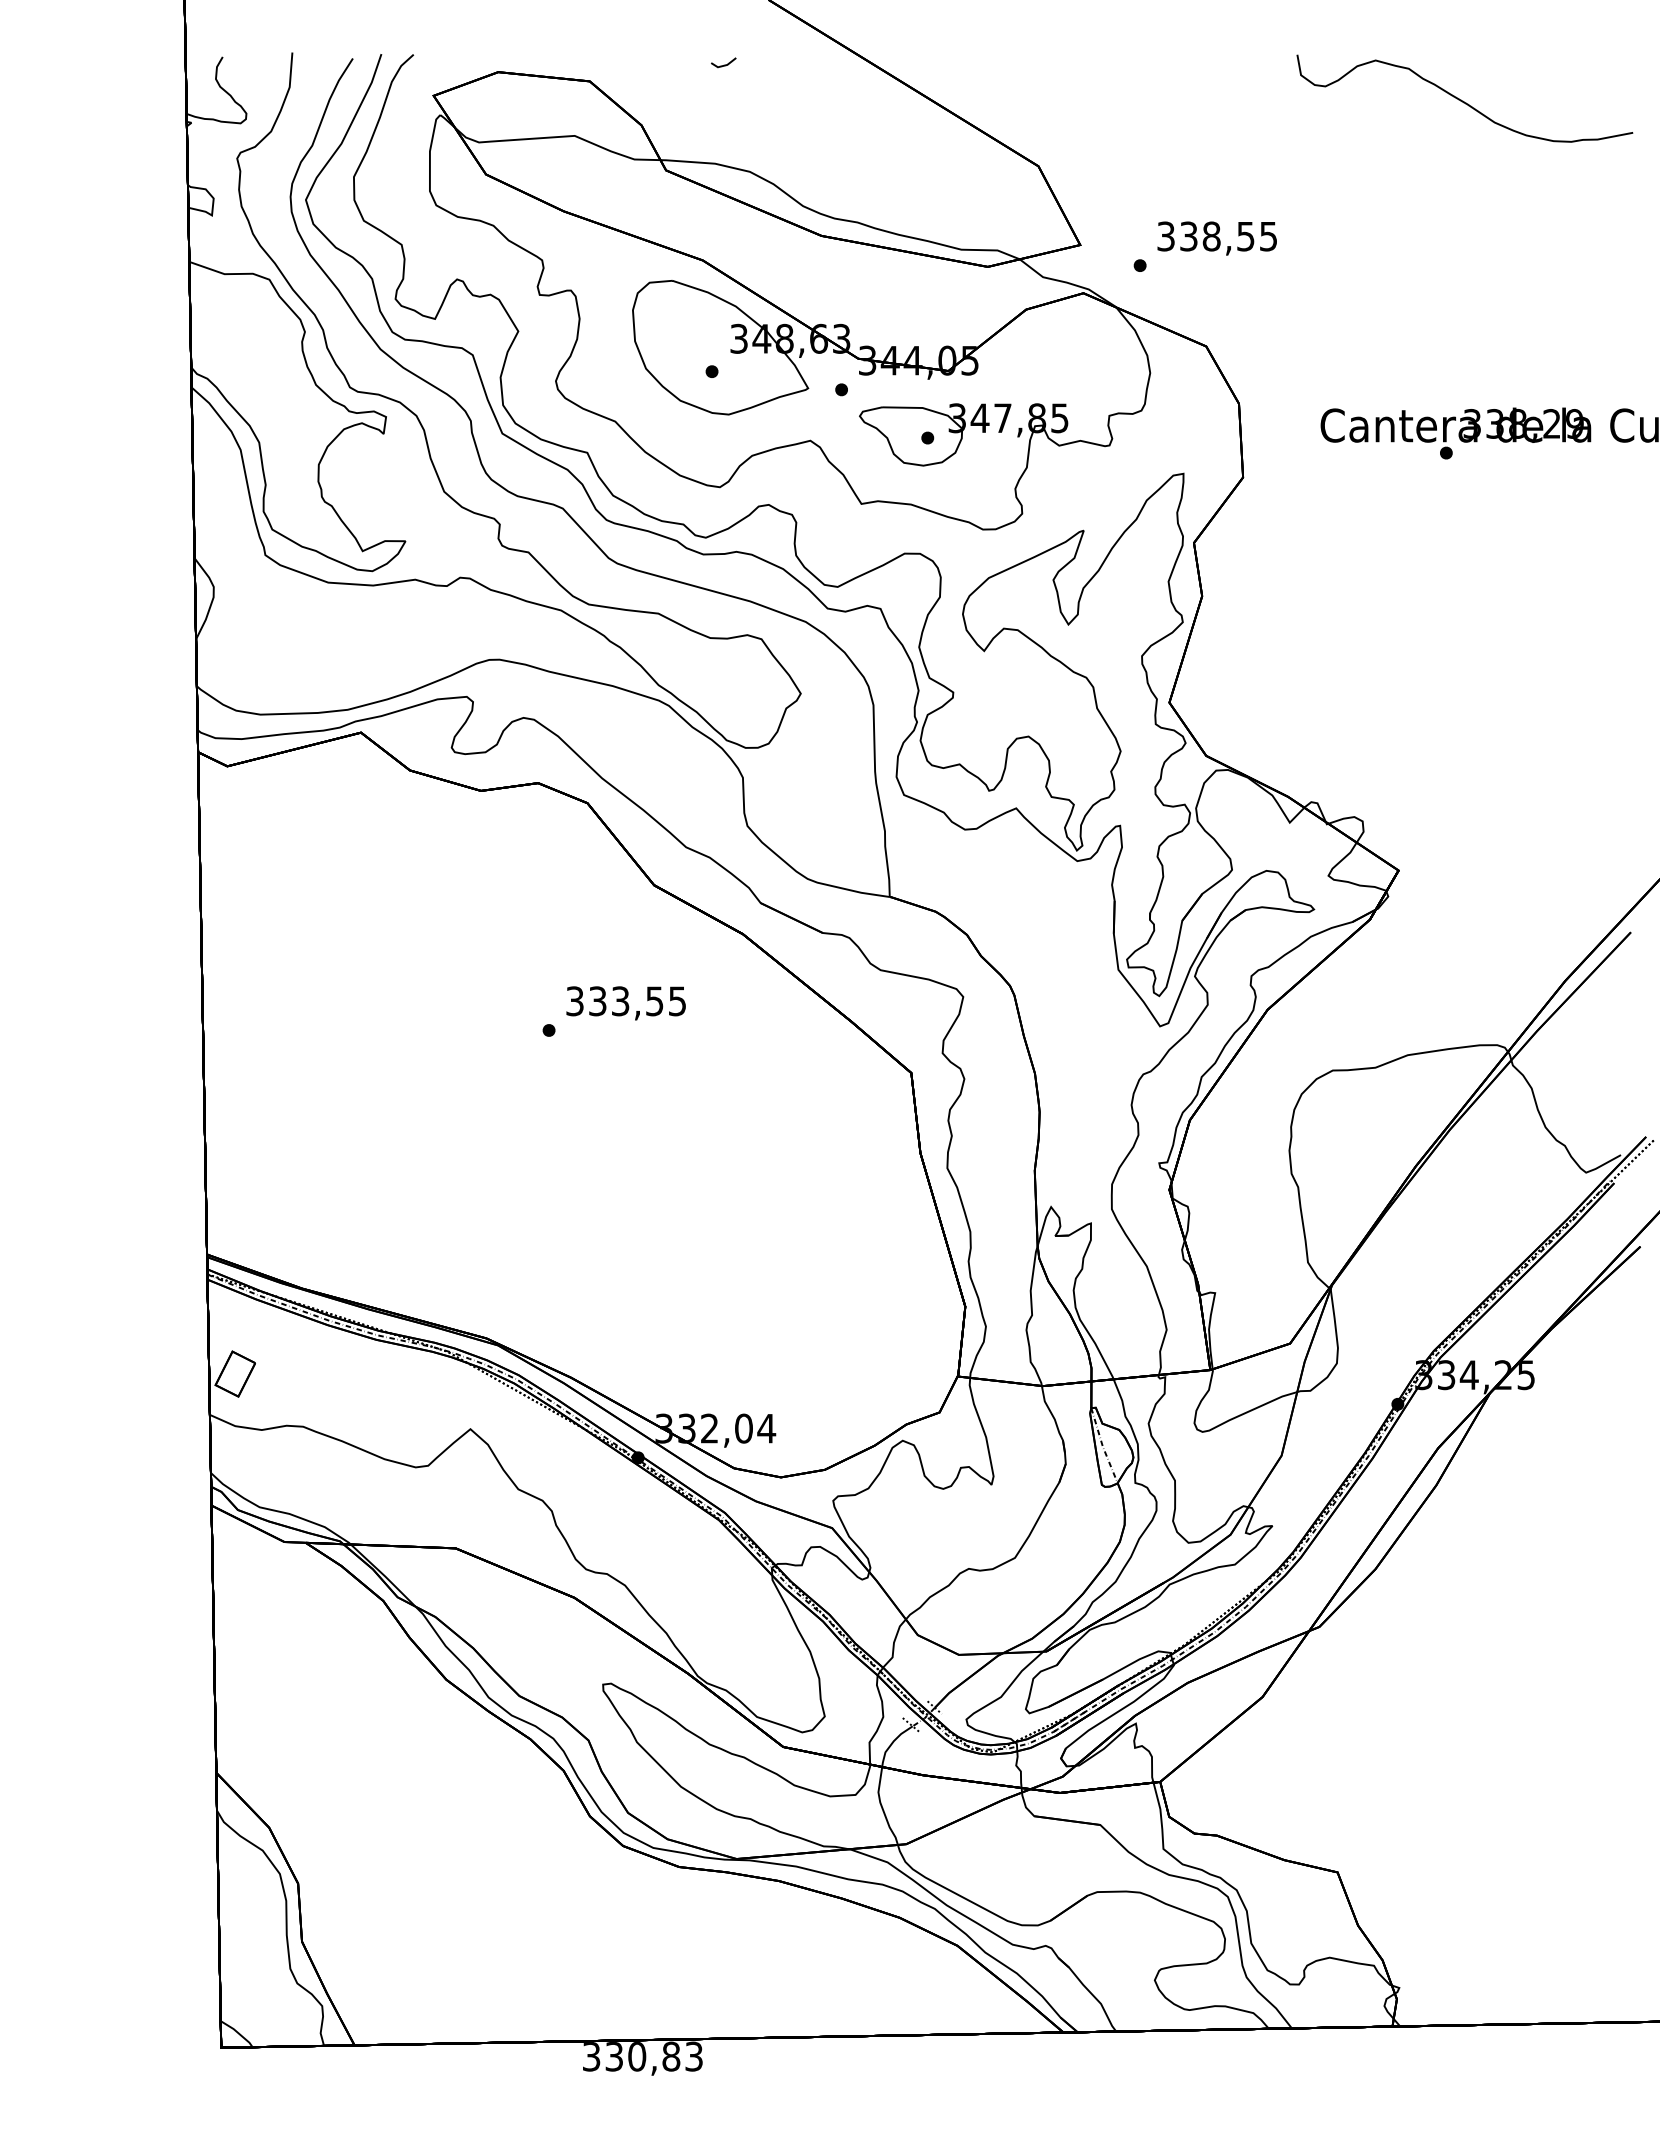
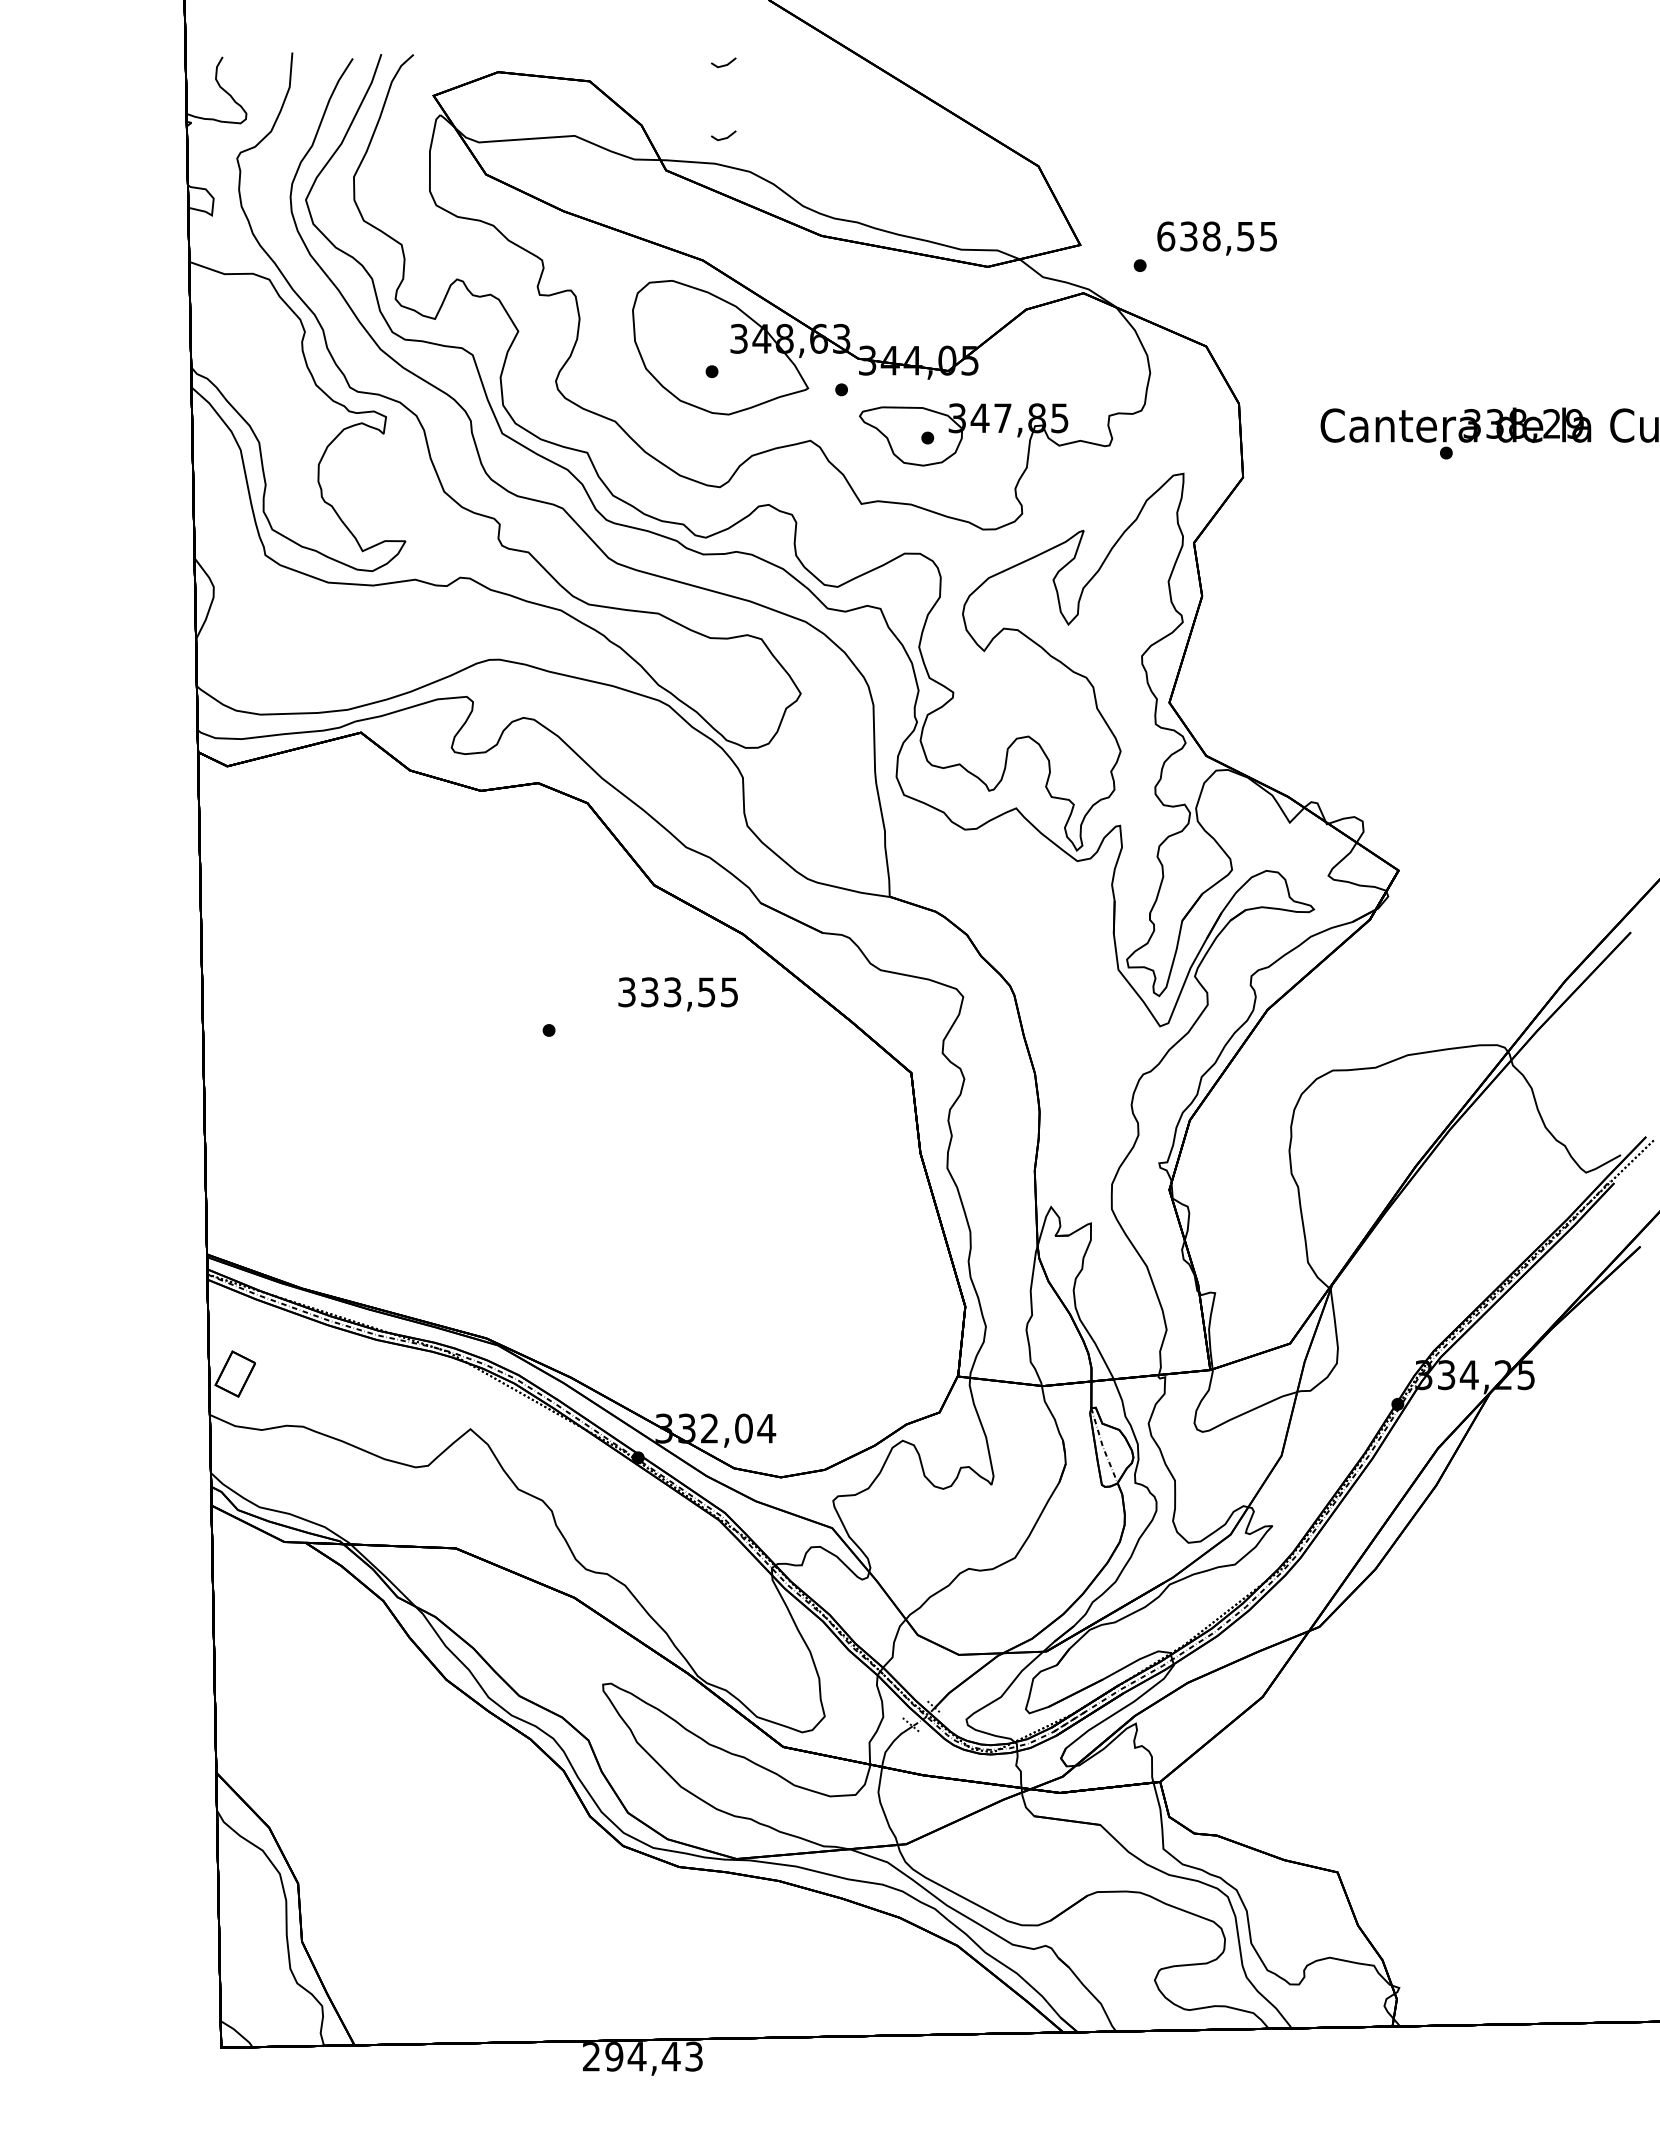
curve: present -> none (1462, 100)
line: none -> present (724, 137)
text: 338,55 -> 638,55 (1166, 236)
text position: (625, 1003) -> (677, 994) (677, 994)
text: 330,83 -> 294,43 (631, 2056)
